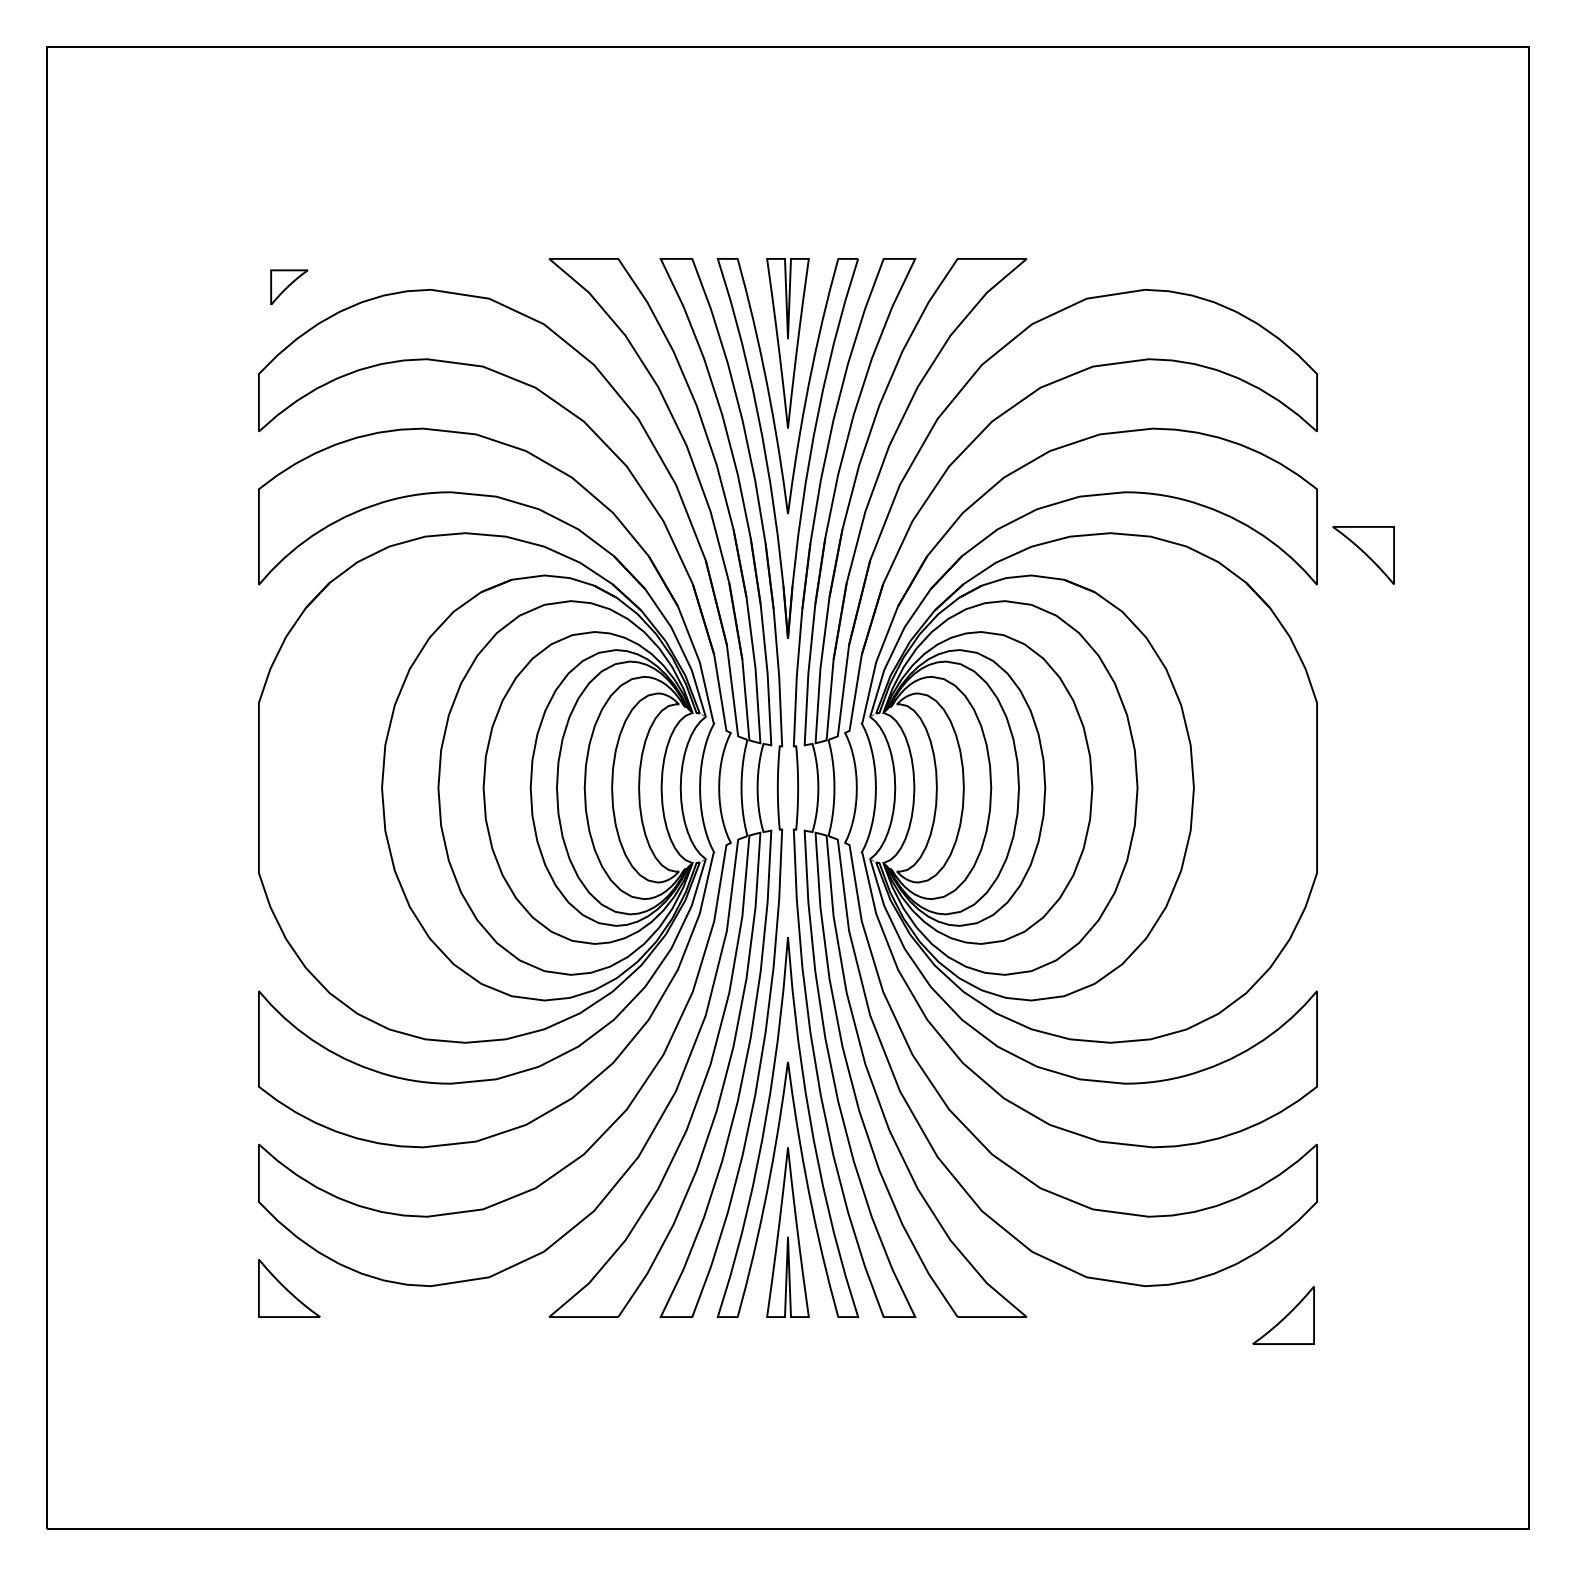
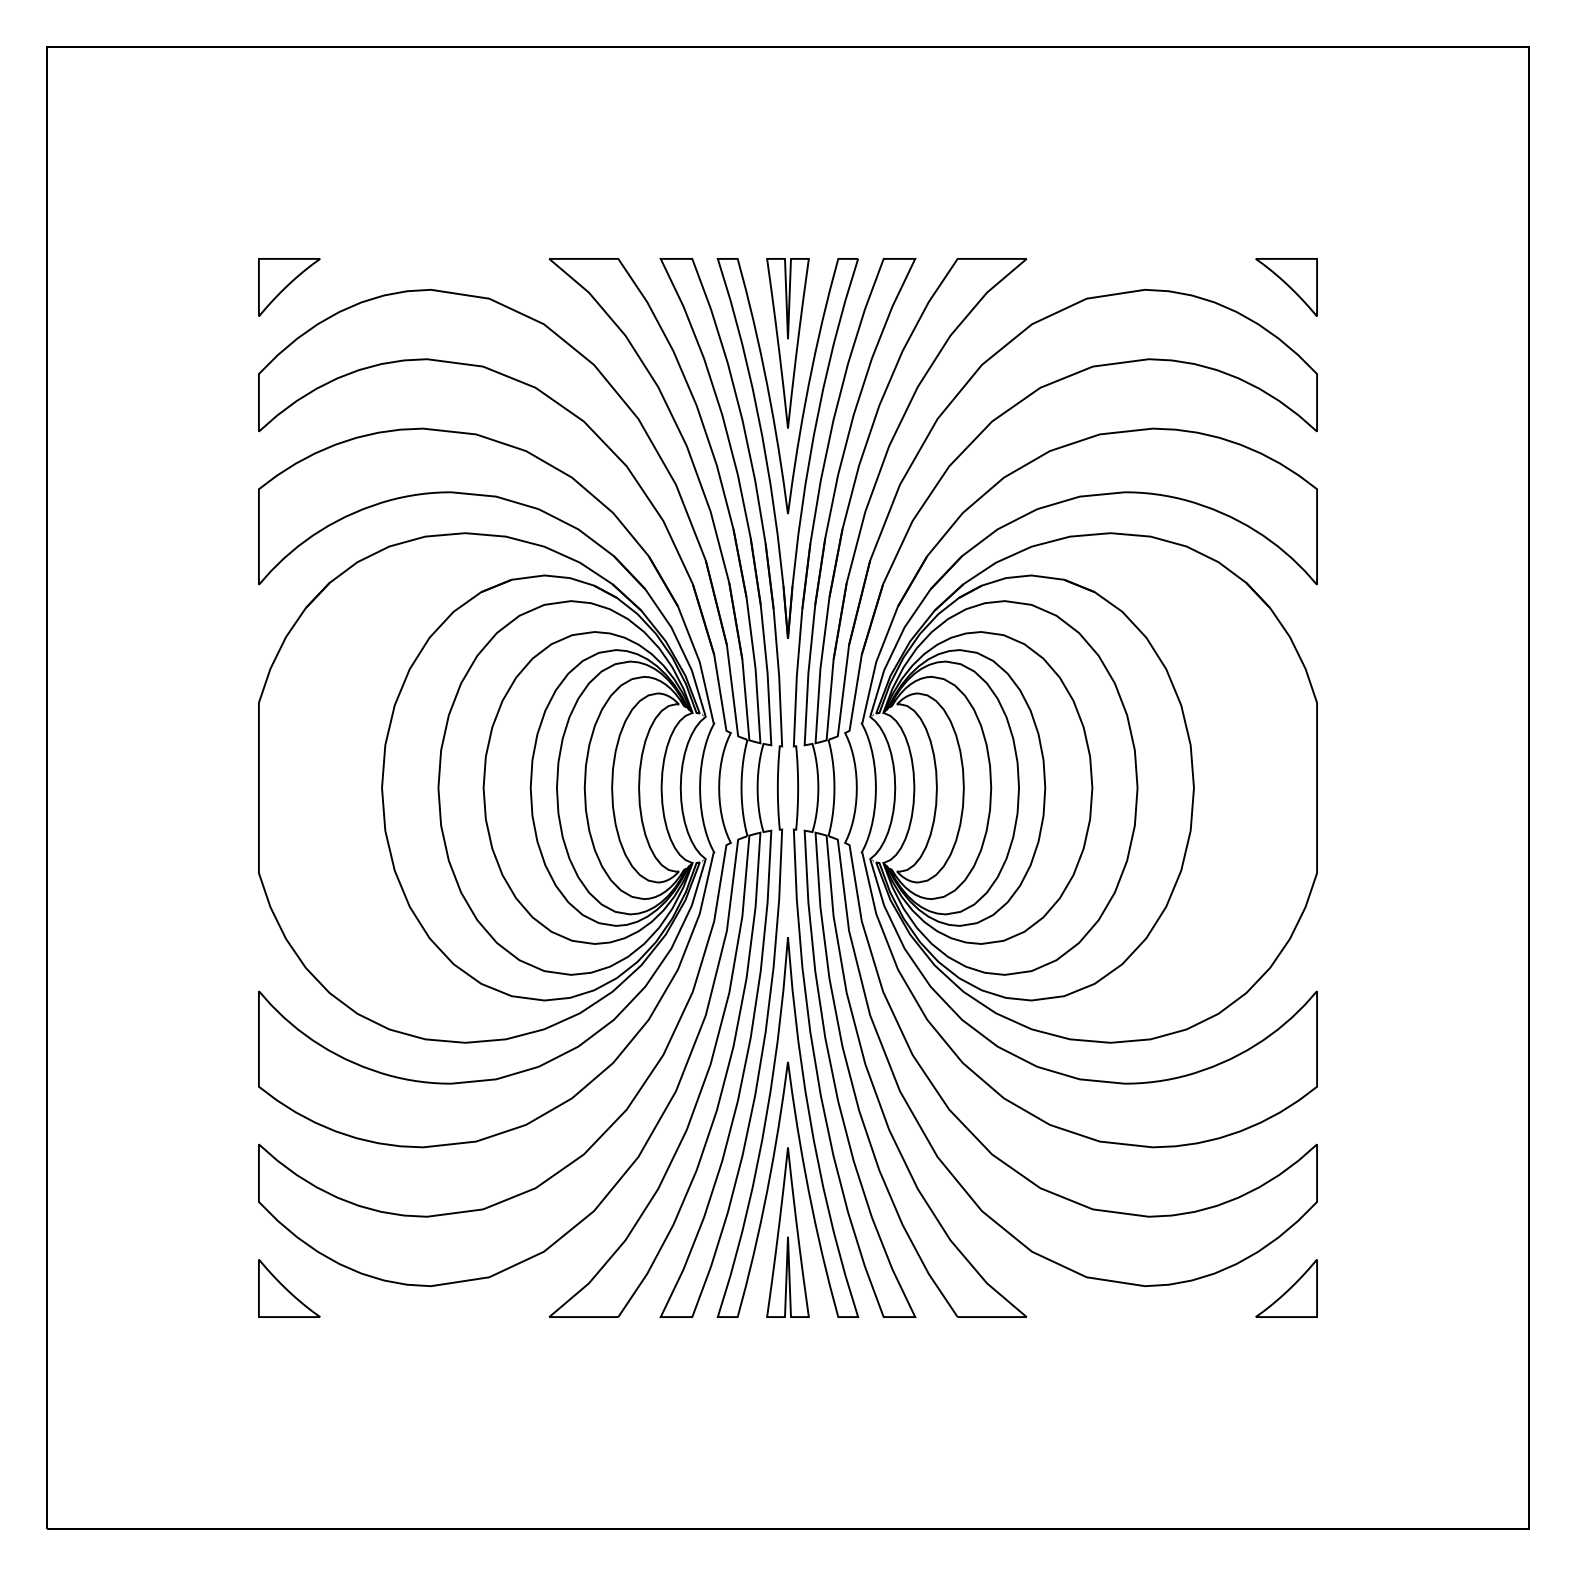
part size: 39x37 px -> 63x59 px (289, 287)
part position: (1363, 555) -> (1286, 287) (1286, 287)
part position: (1283, 1315) -> (1286, 1288) (1286, 1288)
